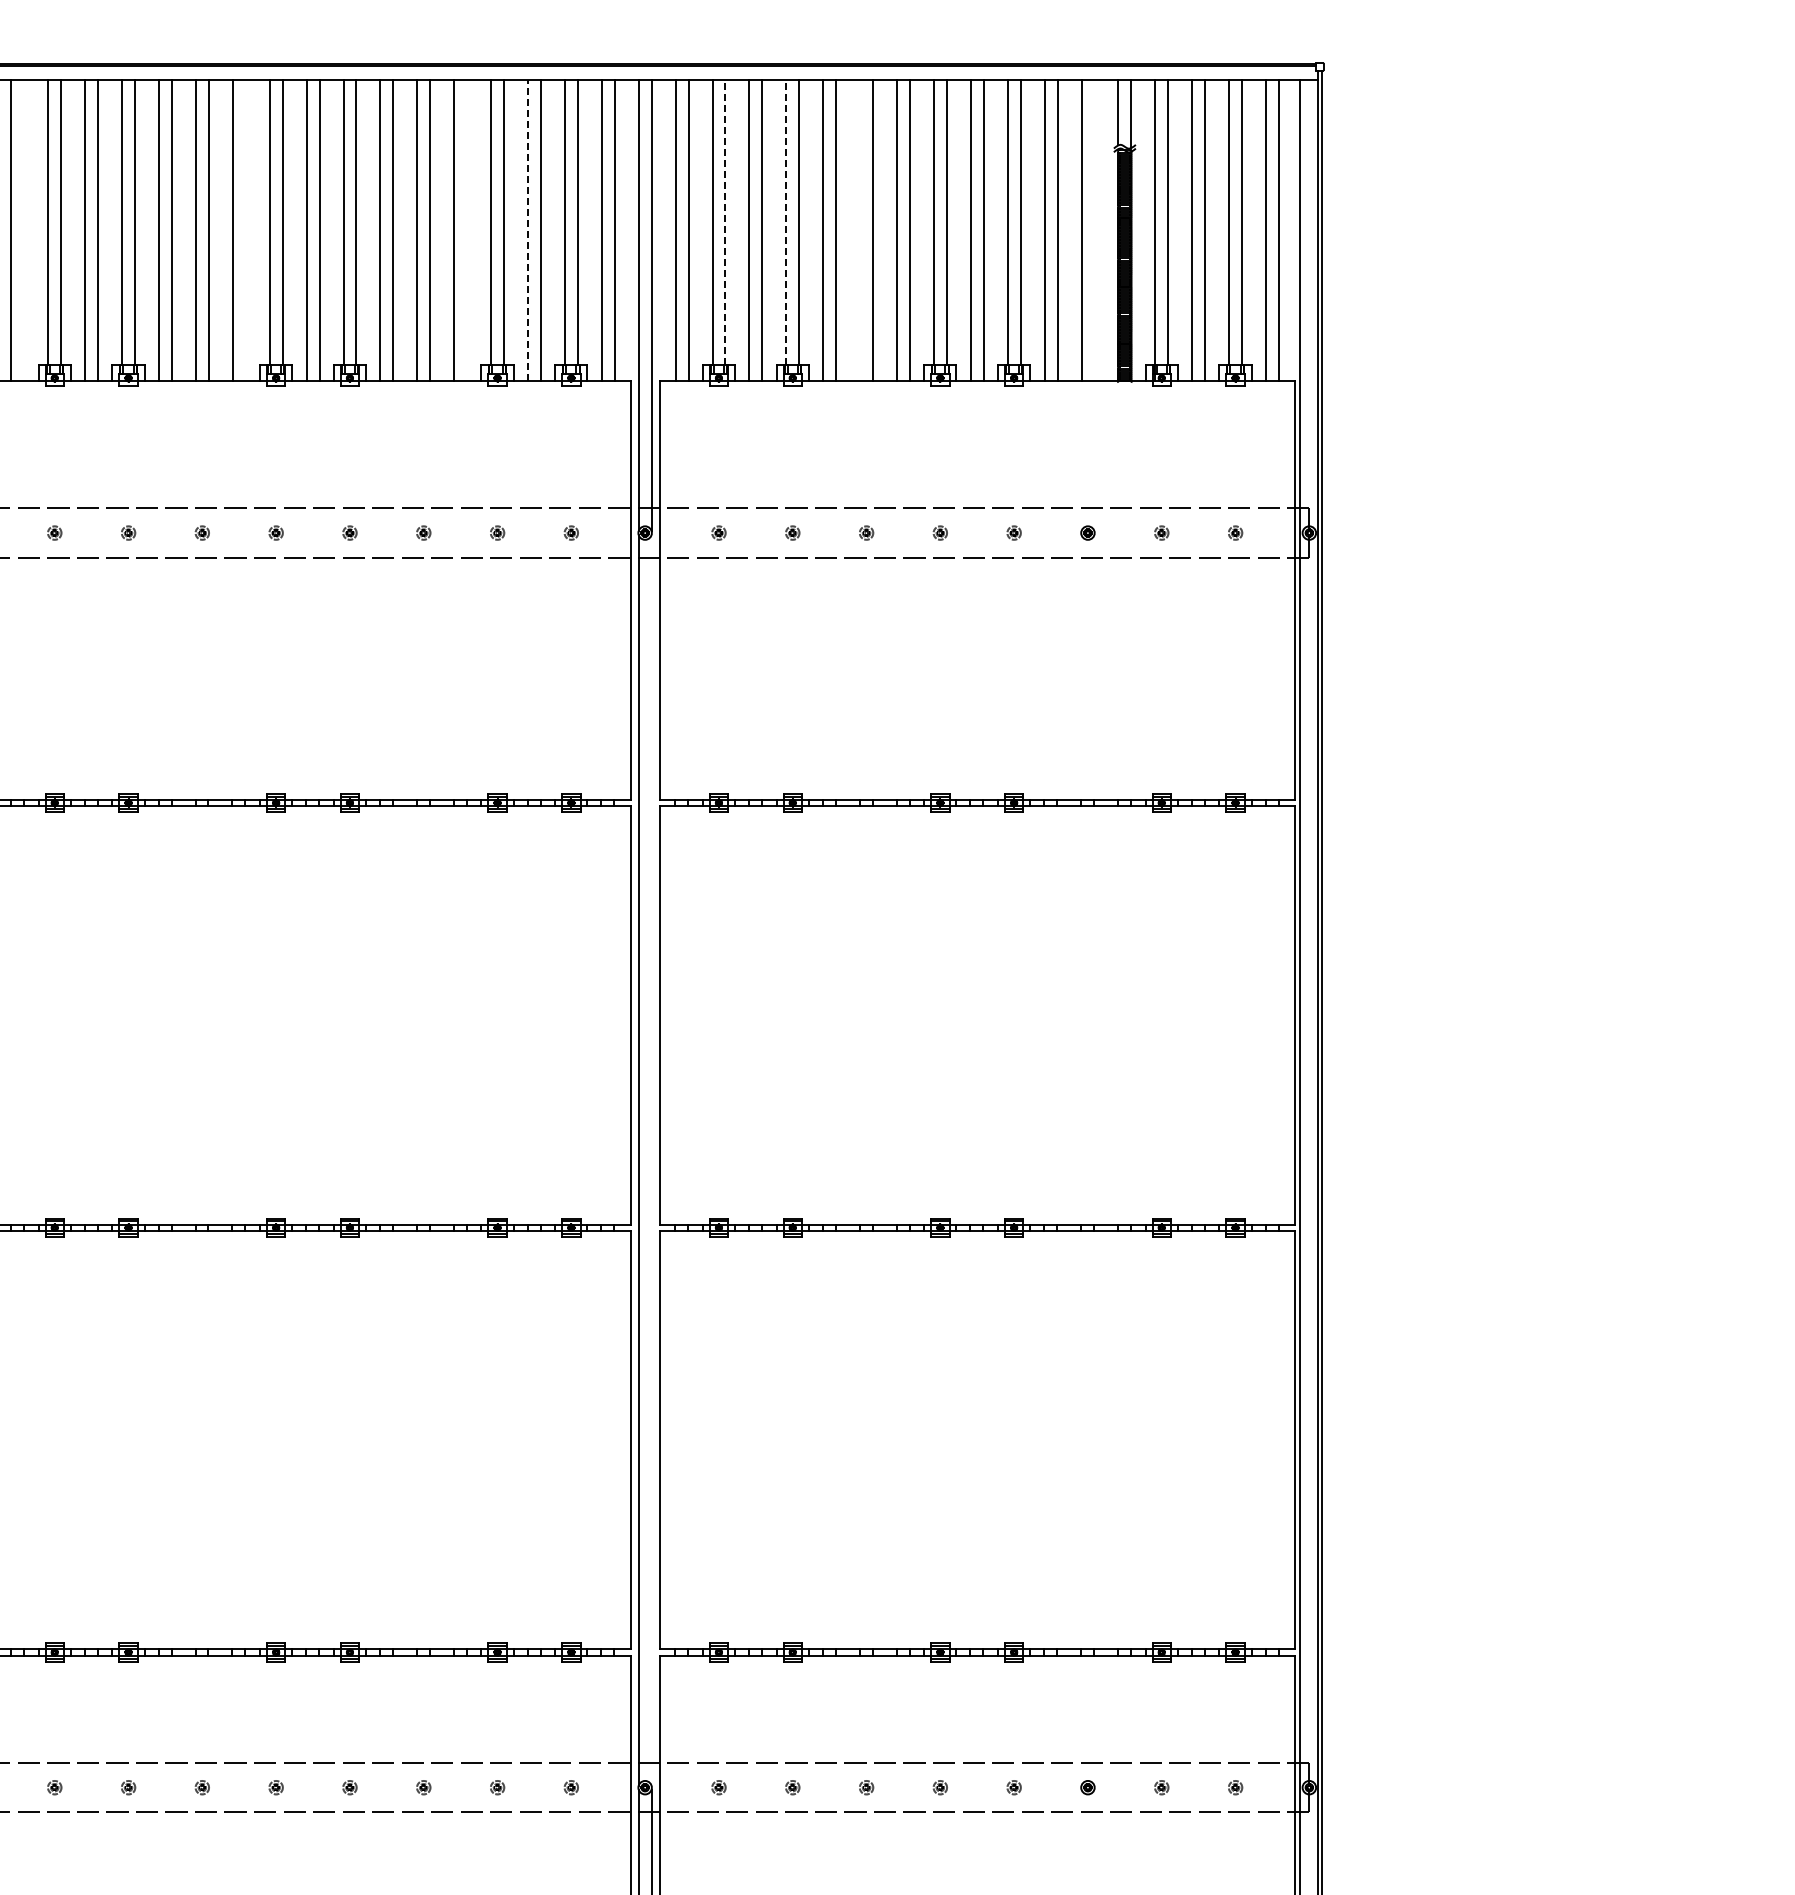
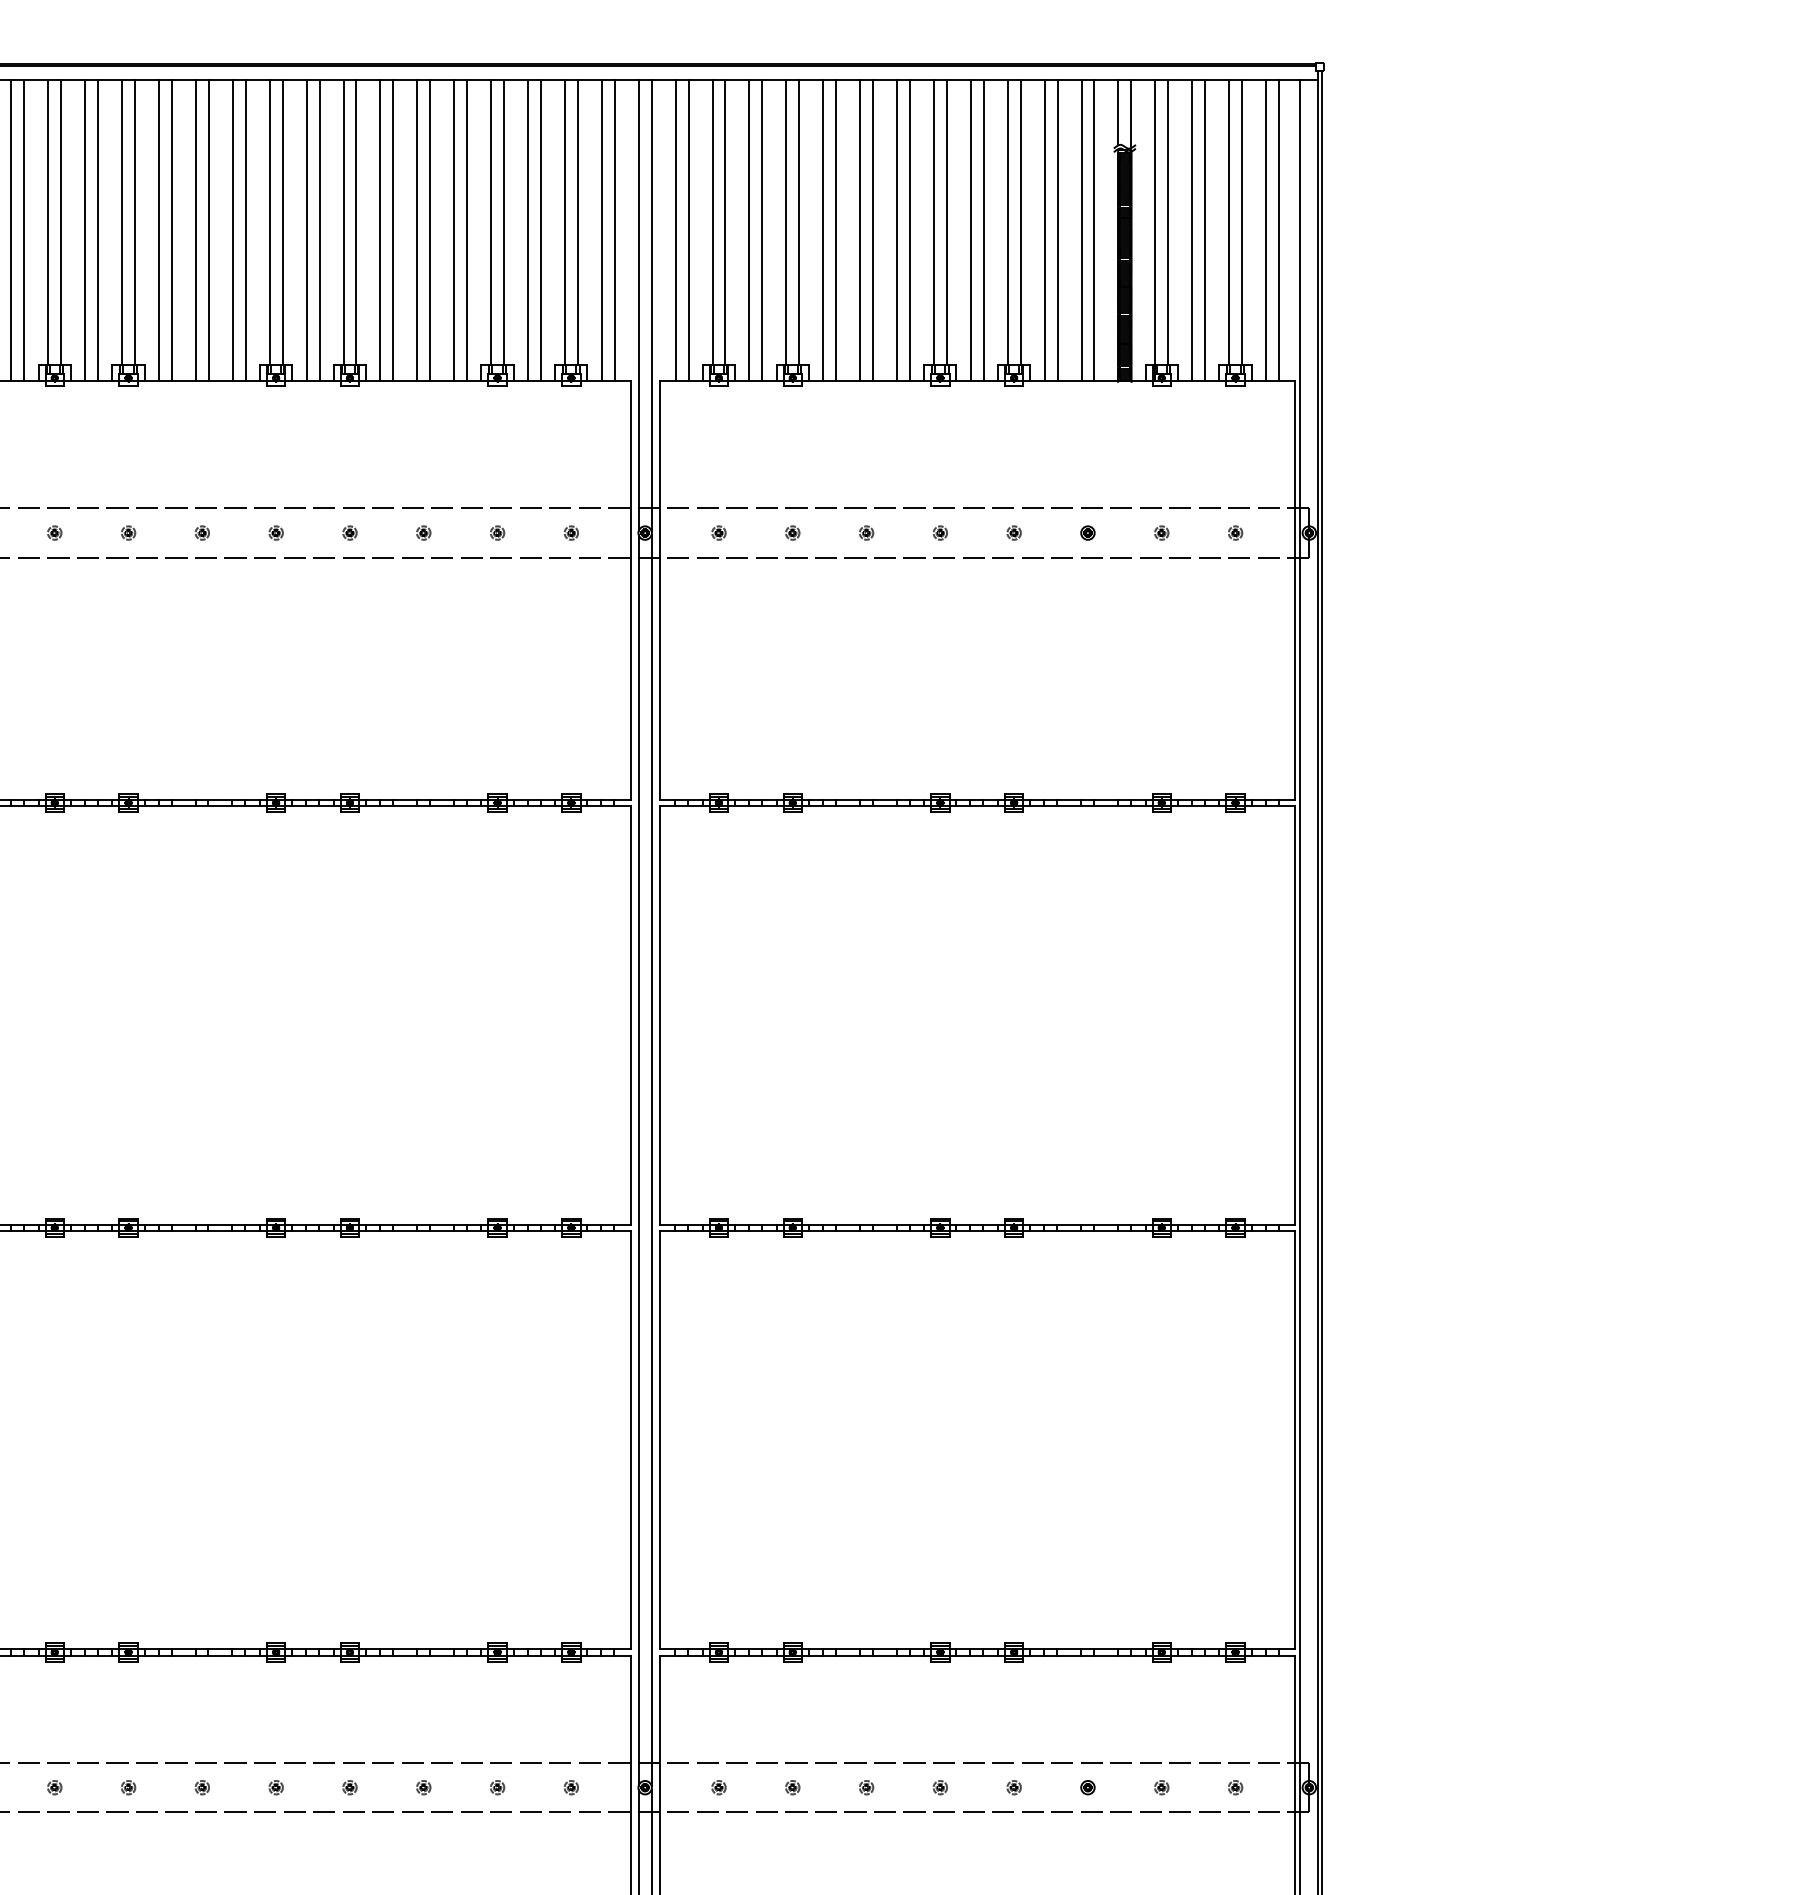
line: dashed -> solid (725, 222)
line: dashed -> solid (786, 222)
line: none -> present (24, 230)
line: none -> present (245, 230)
line: none -> present (467, 230)
line: dashed -> solid (528, 230)
line: none -> present (860, 230)
line: none -> present (1094, 230)
line: none -> present (651, 1160)
